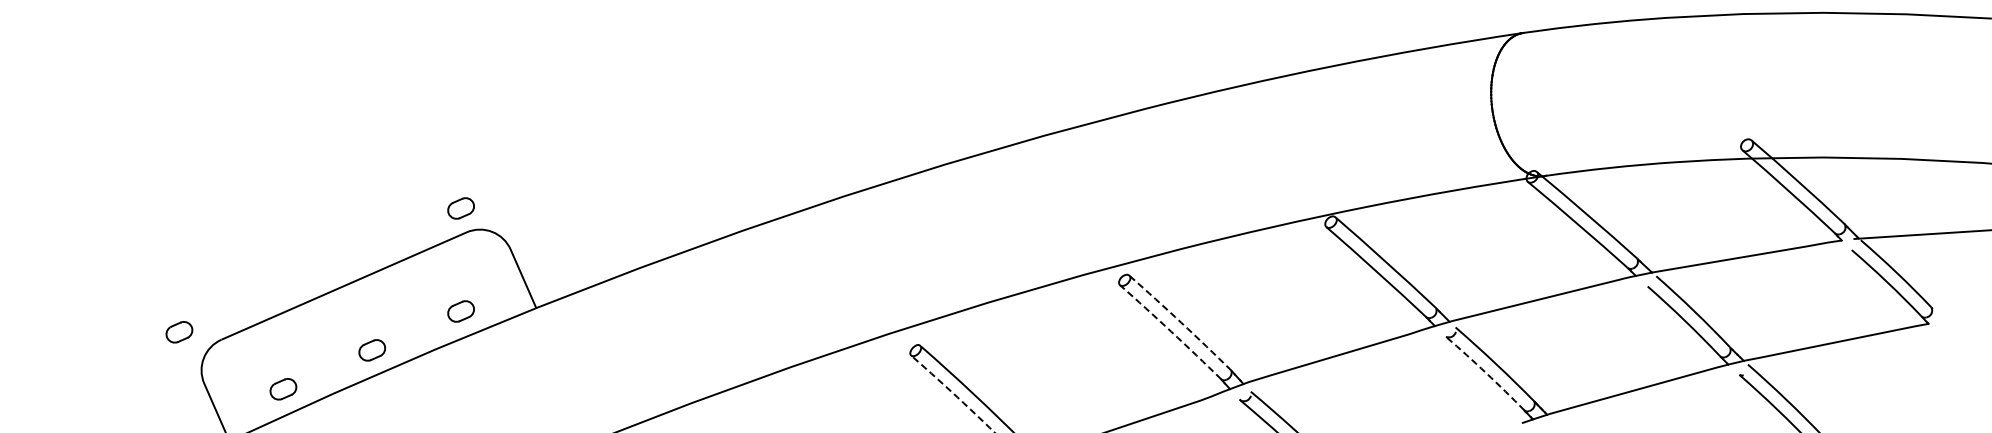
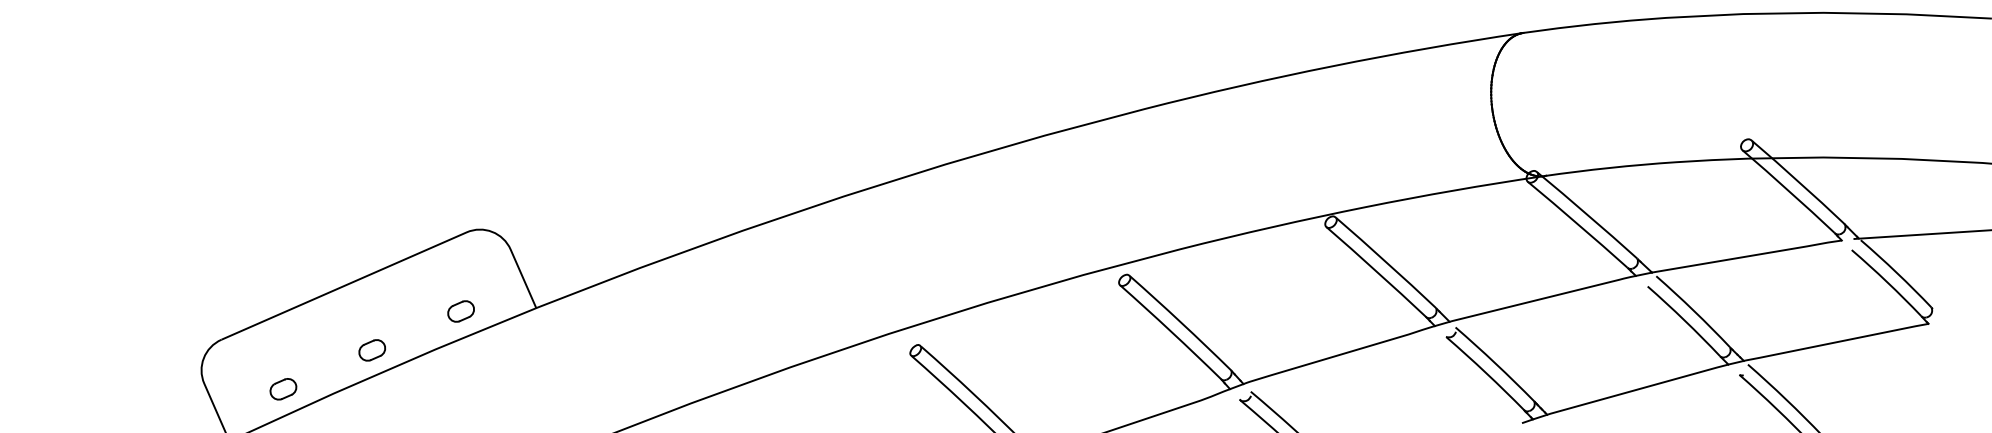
part: present -> none (460, 208)
arc: dashed -> solid (1181, 322)
arc: dashed -> solid (1171, 331)
part: present -> none (179, 332)
arc: dashed -> solid (1486, 373)
arc: dashed -> solid (953, 394)
